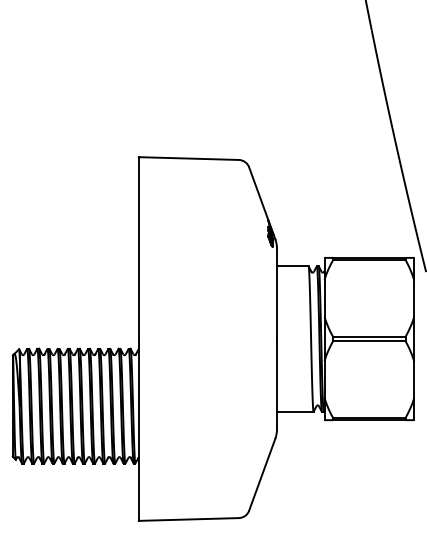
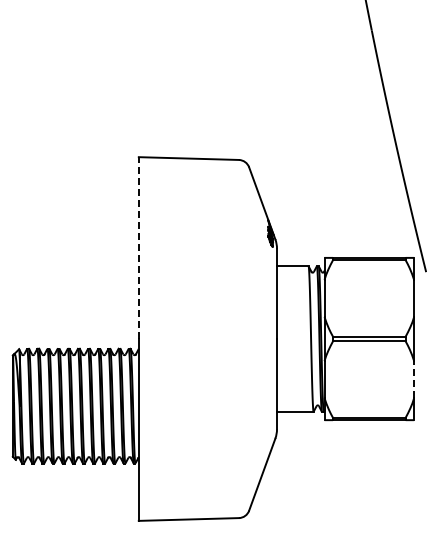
line: solid -> dashed (138, 248)
line: solid -> dashed (414, 379)
